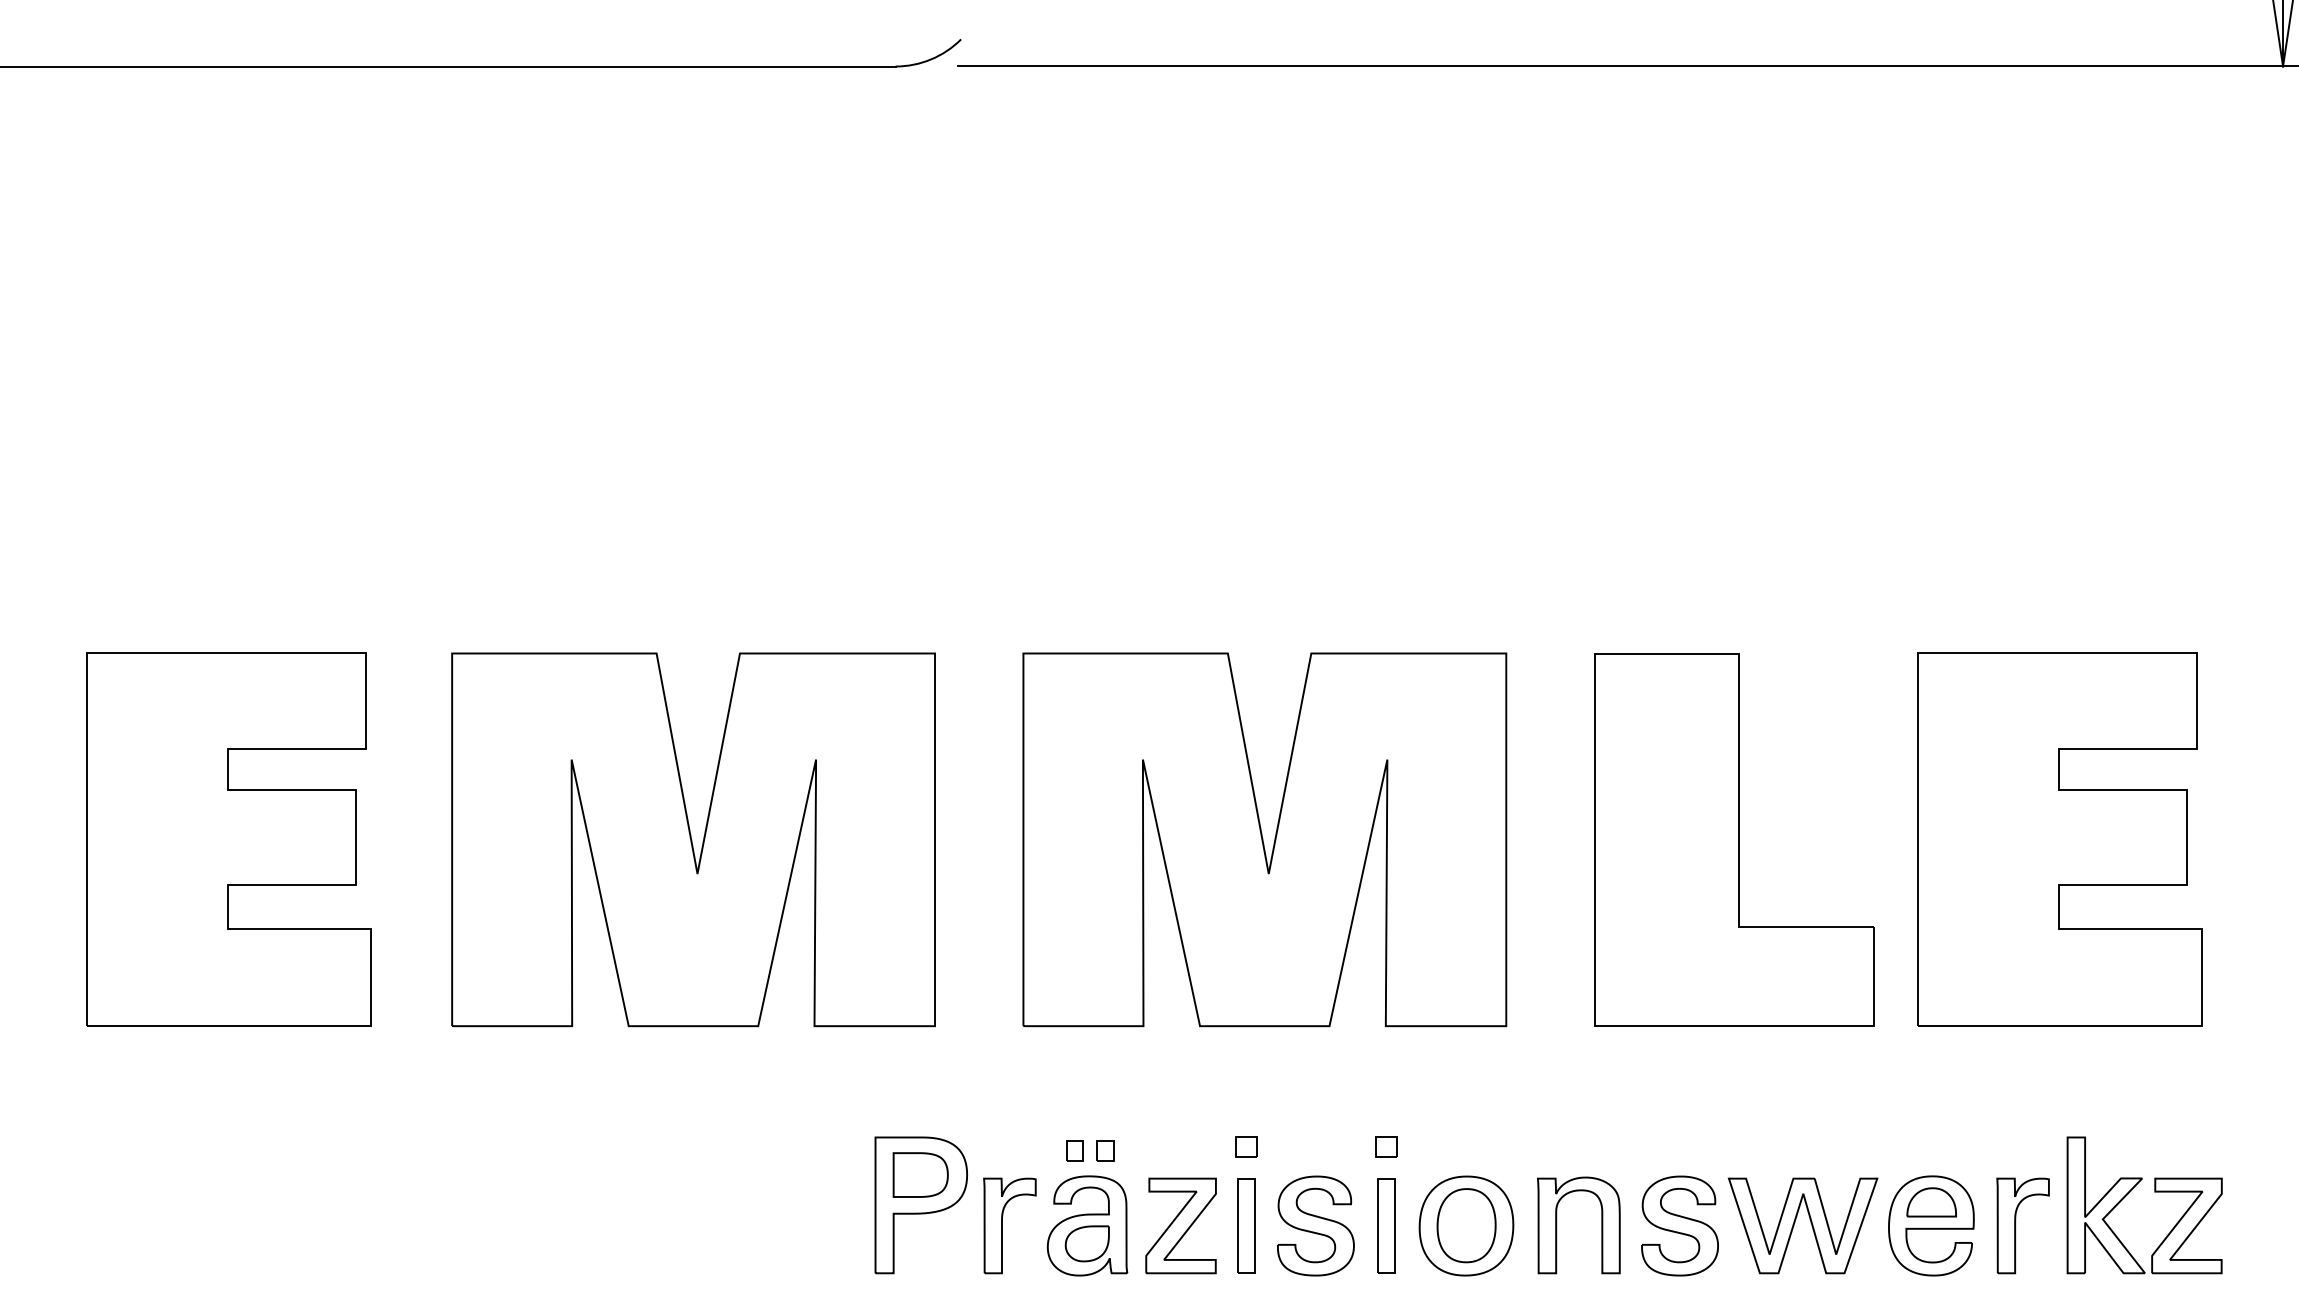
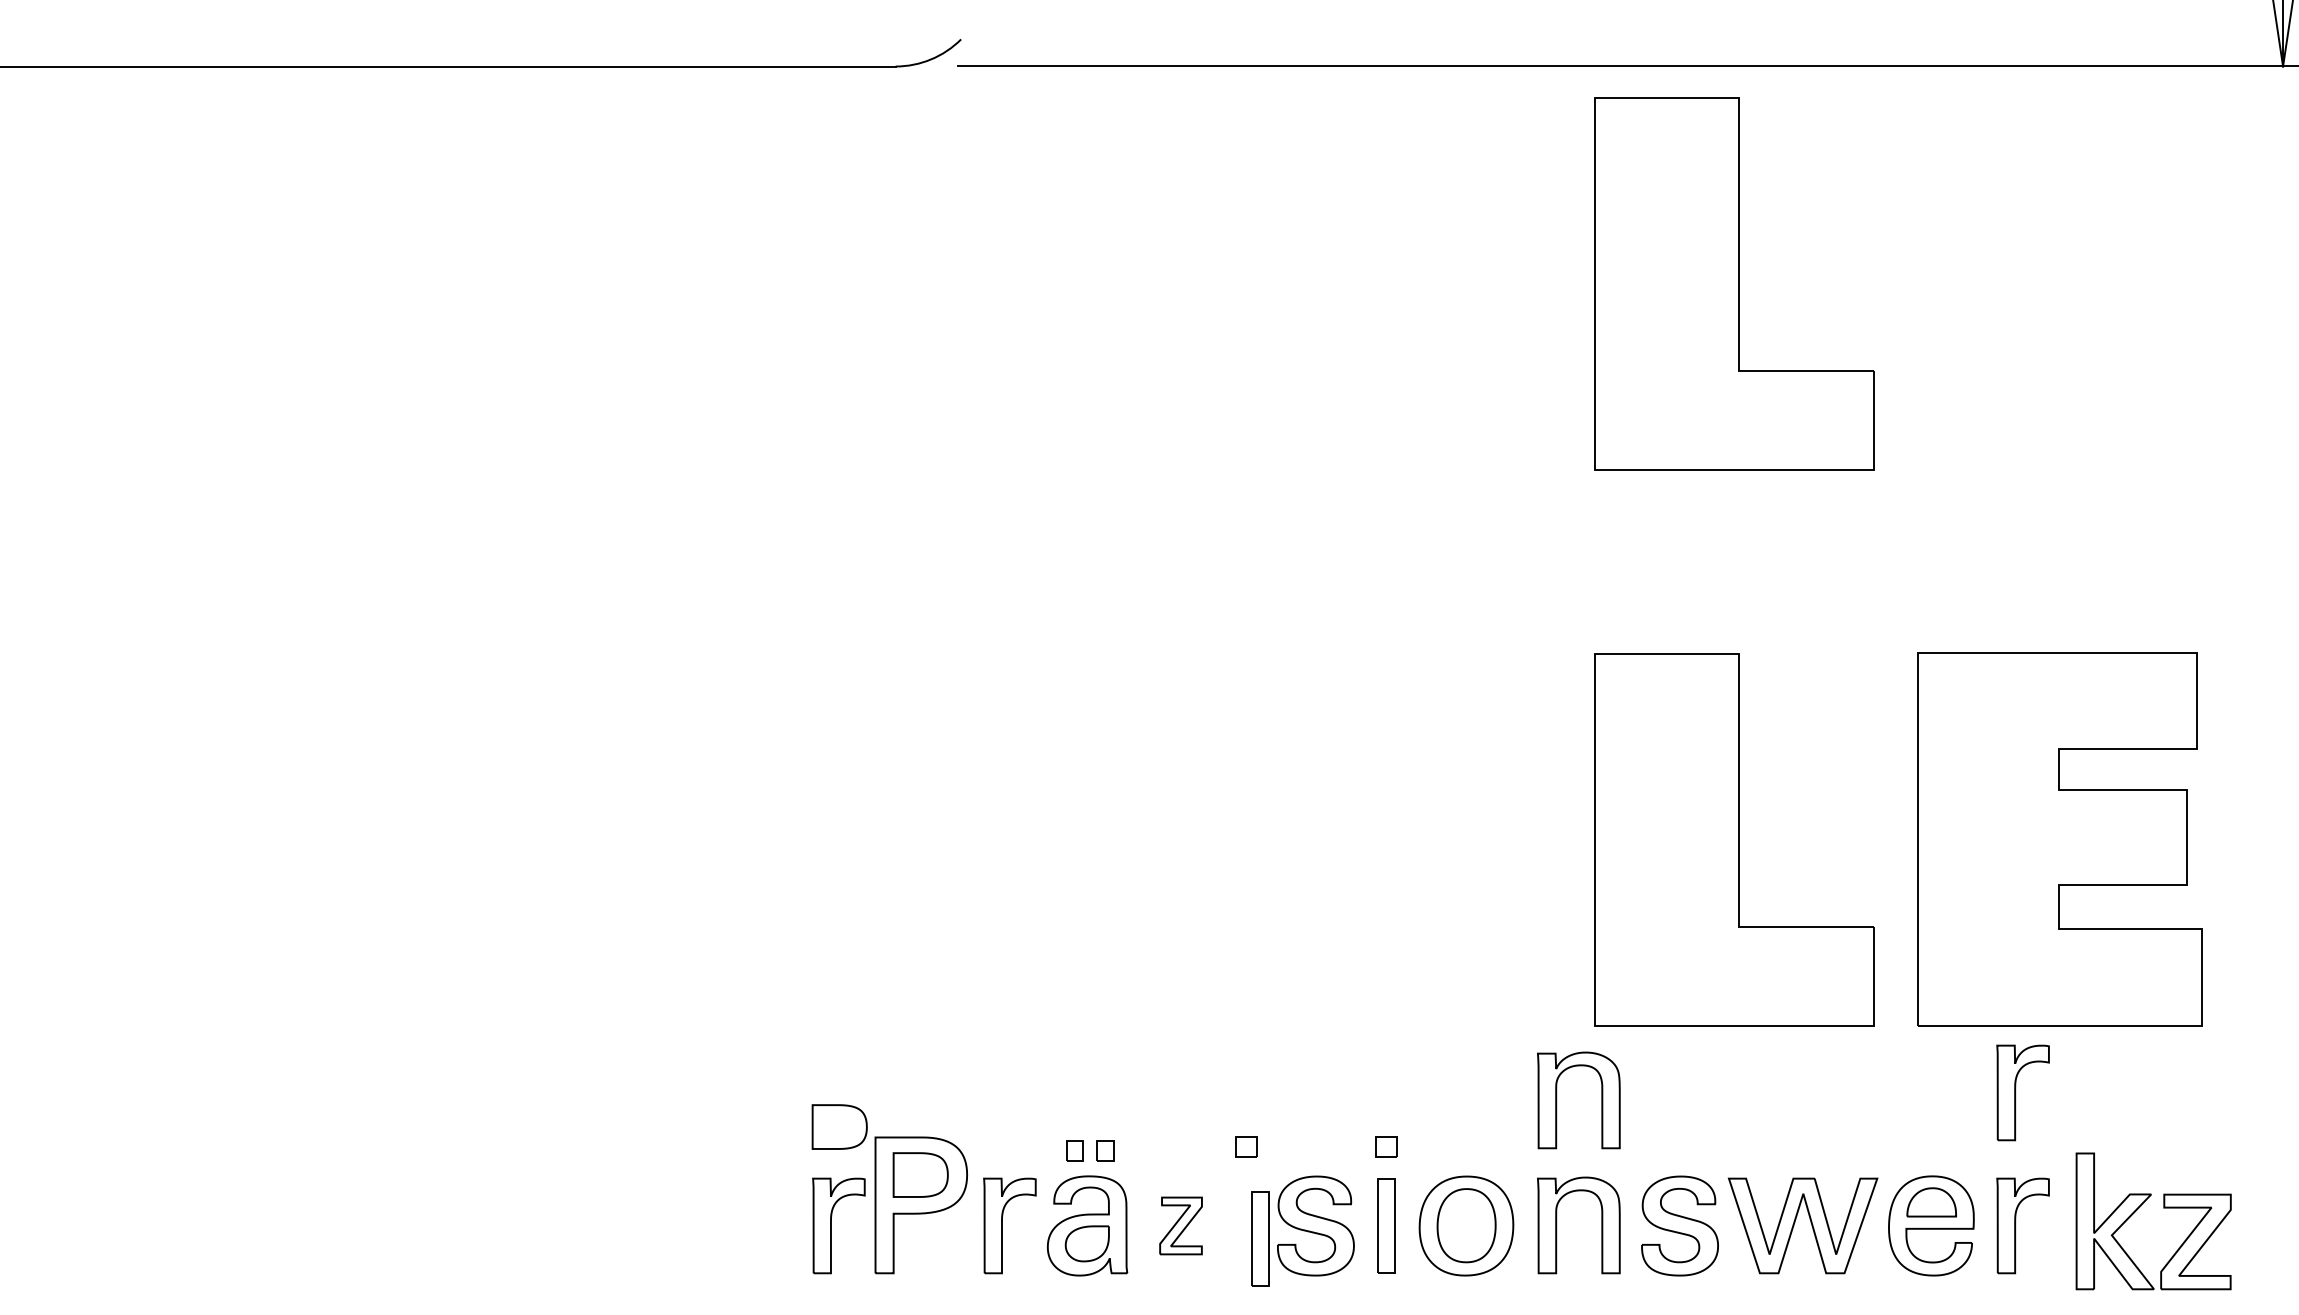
part: none -> present (1734, 283)
part: present -> none (228, 839)
part: present -> none (693, 839)
part: present -> none (1264, 839)
part: none -> present (2015, 1092)
part: none -> present (1557, 1100)
part: none -> present (839, 1126)
part position: (2154, 1192) -> (2163, 1208) (2163, 1208)
part: none -> present (831, 1225)
part size: 72x98 px -> 44x60 px (1180, 1225)
part position: (1246, 1225) -> (1260, 1238) (1260, 1238)
